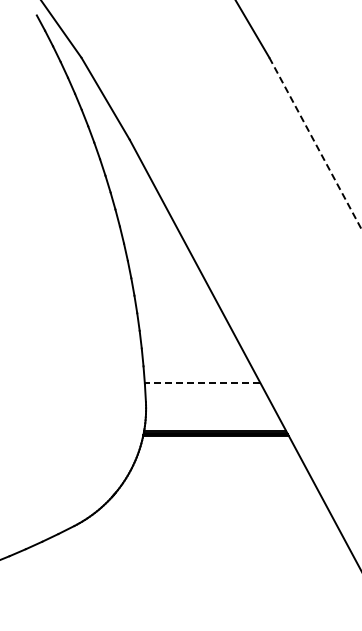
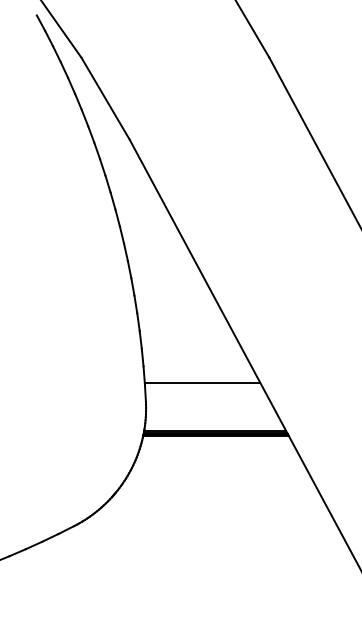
line: dashed -> solid (315, 143)
line: dashed -> solid (202, 382)
